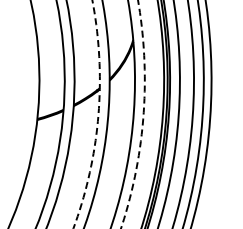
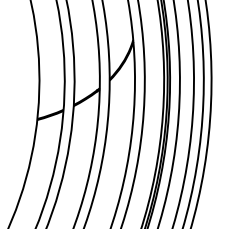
arc: dashed -> solid (143, 114)
arc: dashed -> solid (98, 117)
